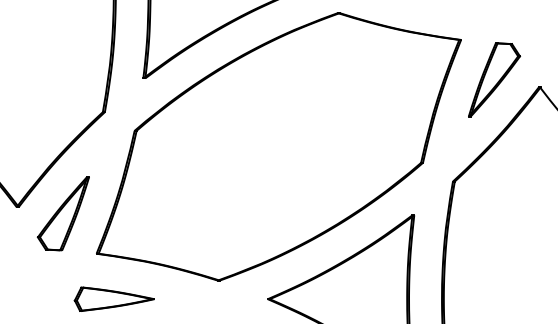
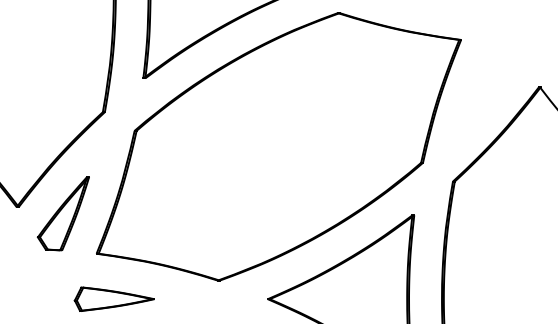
part: present -> none (494, 79)
